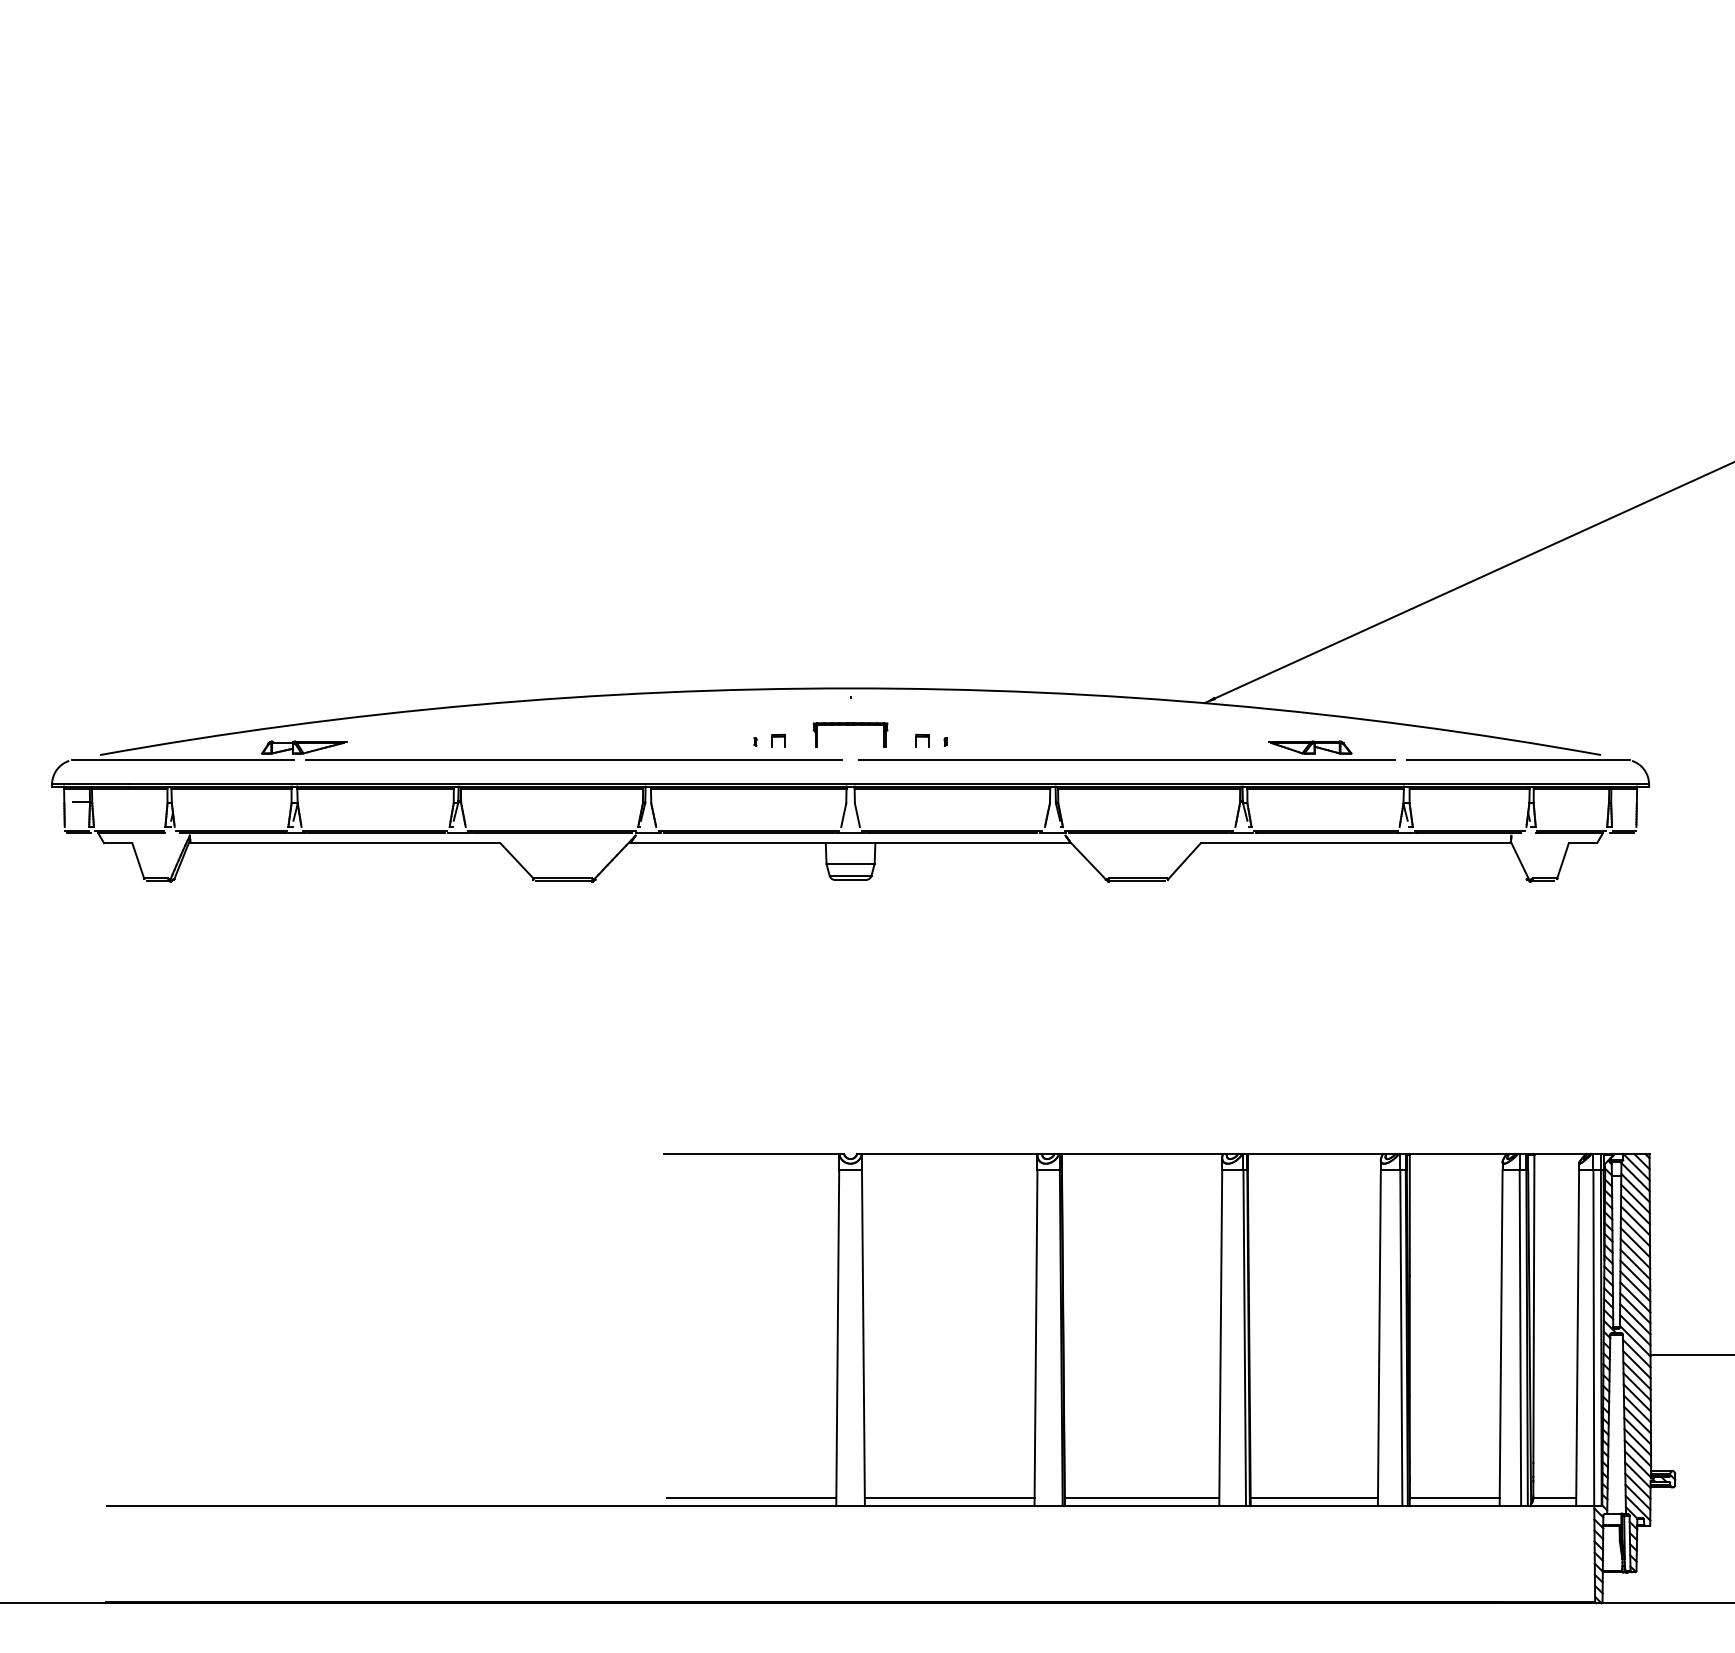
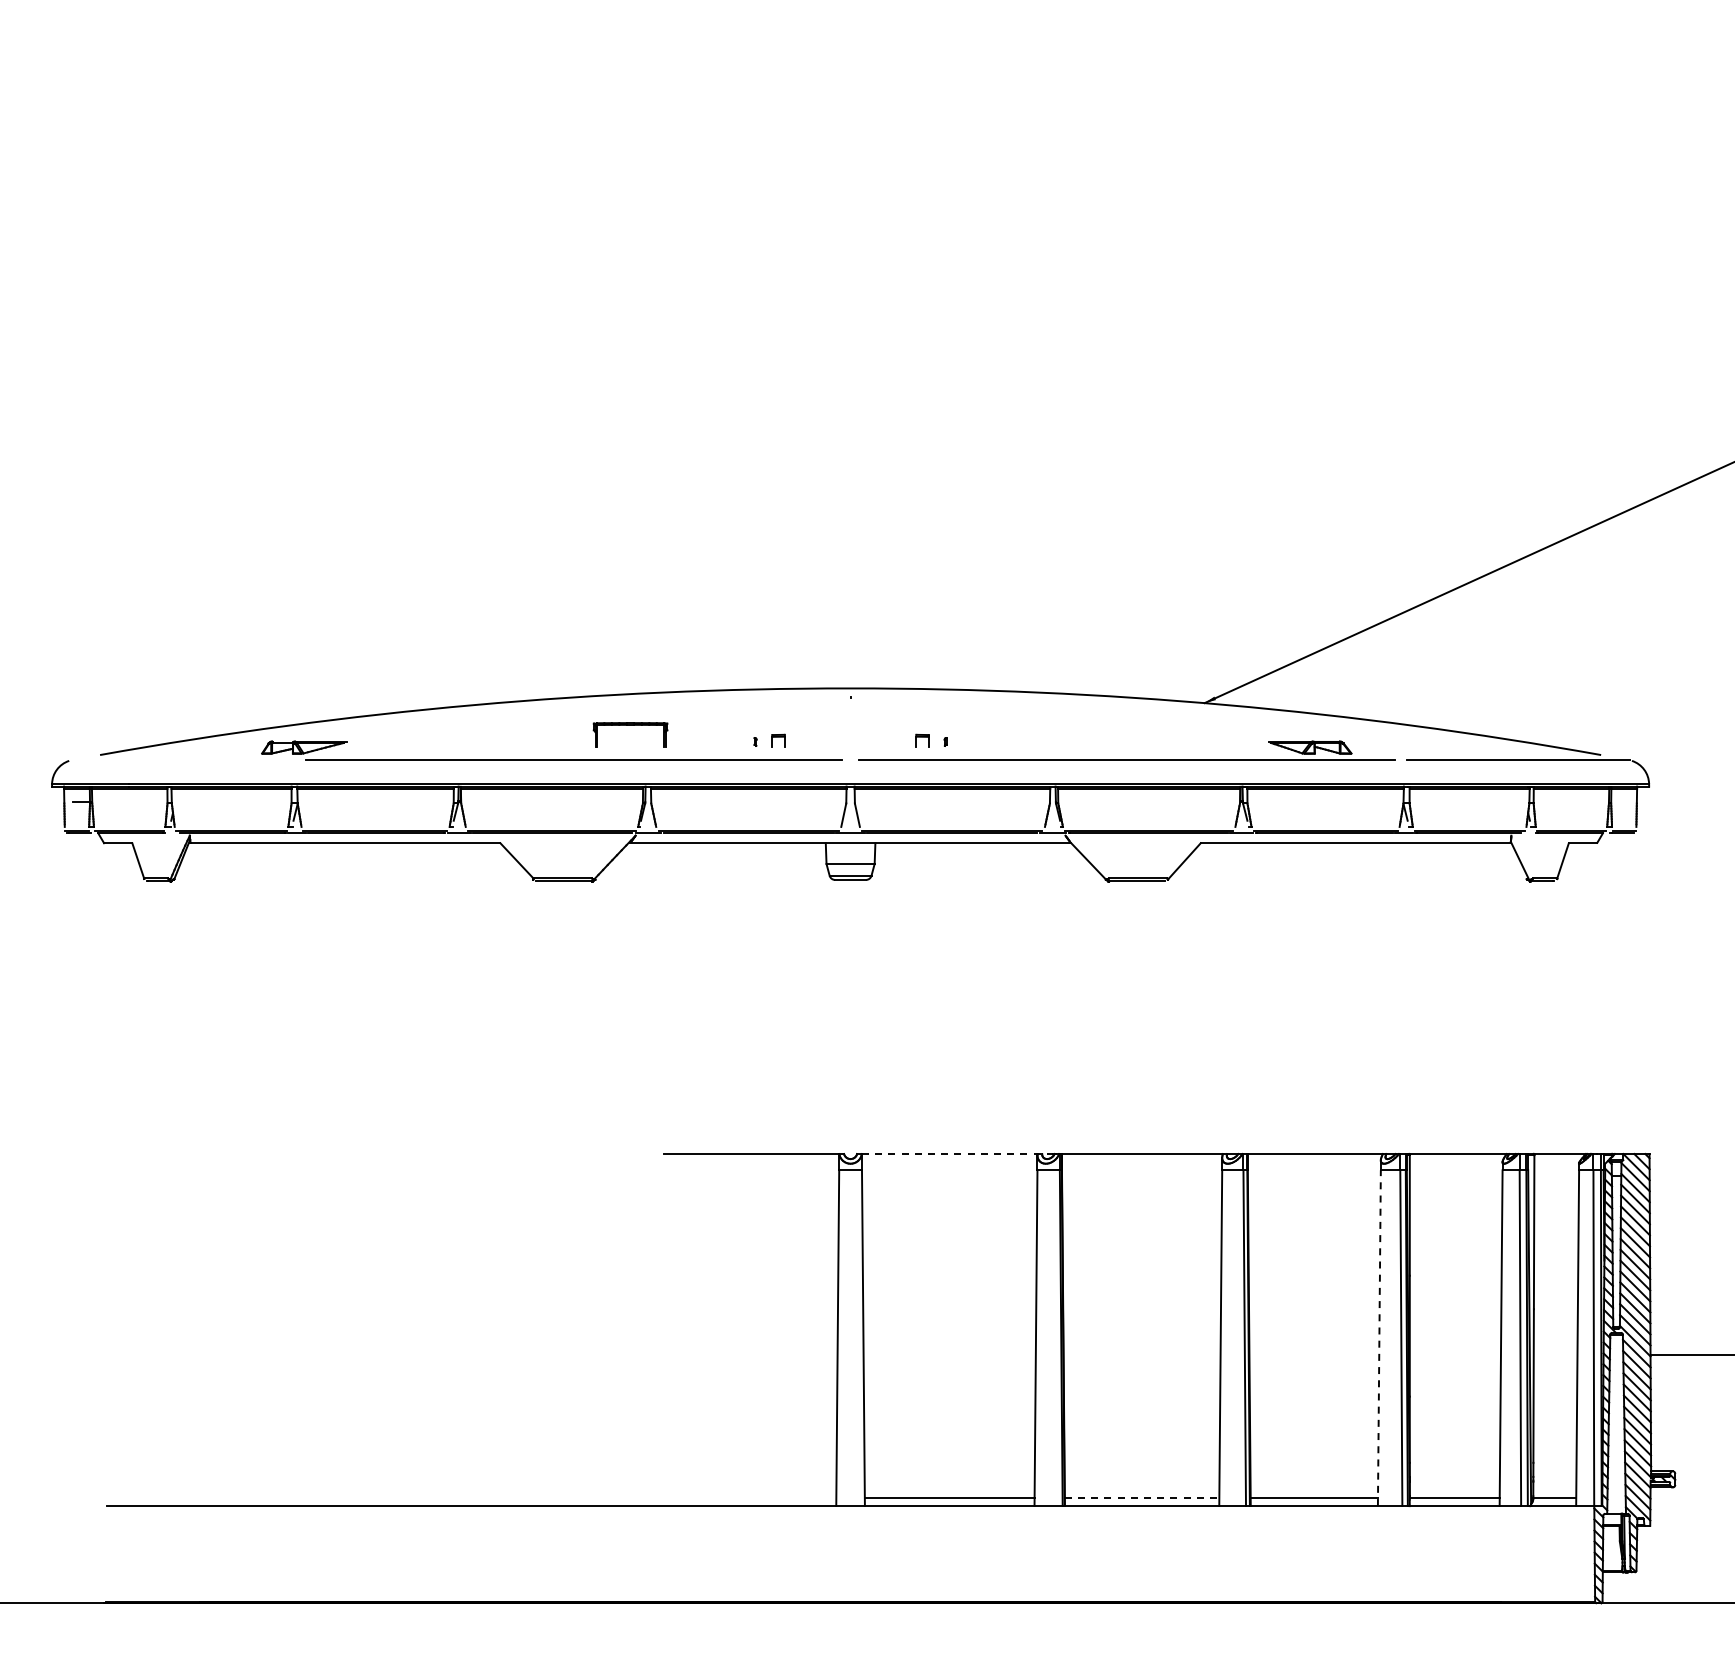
part position: (850, 725) -> (630, 725) (630, 725)
line: present -> none (182, 760)
line: solid -> dashed (957, 1154)
line: solid -> dashed (1379, 1338)
line: present -> none (751, 1498)
line: solid -> dashed (1142, 1498)
